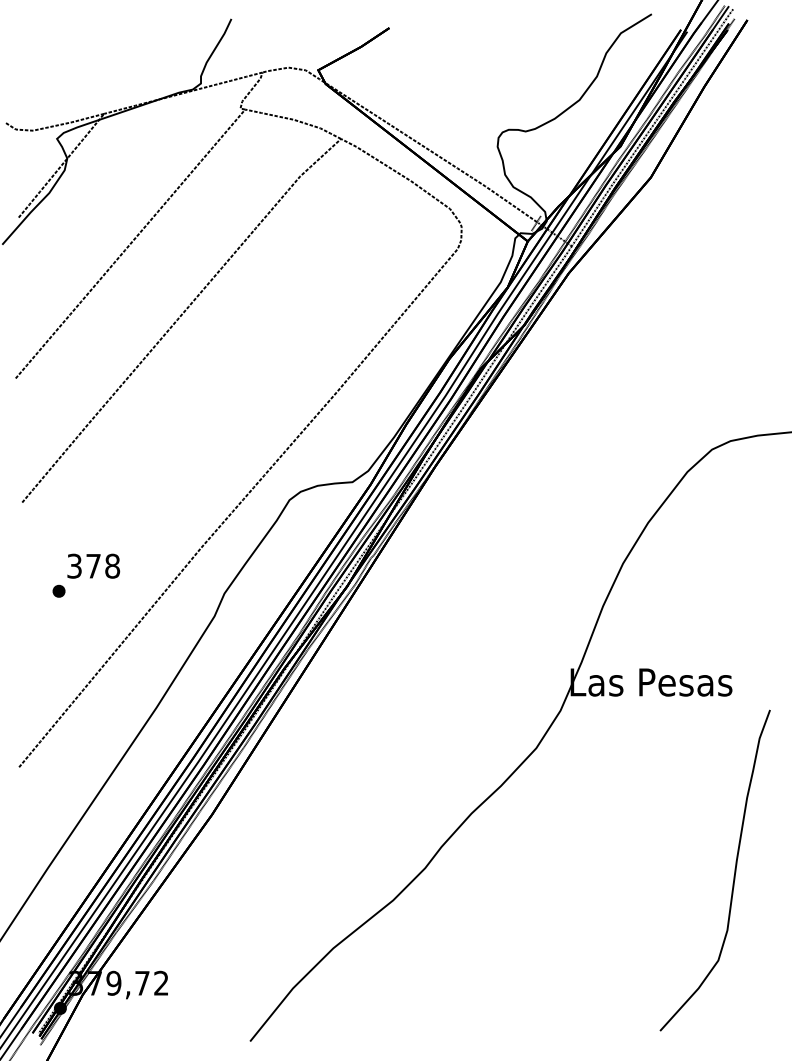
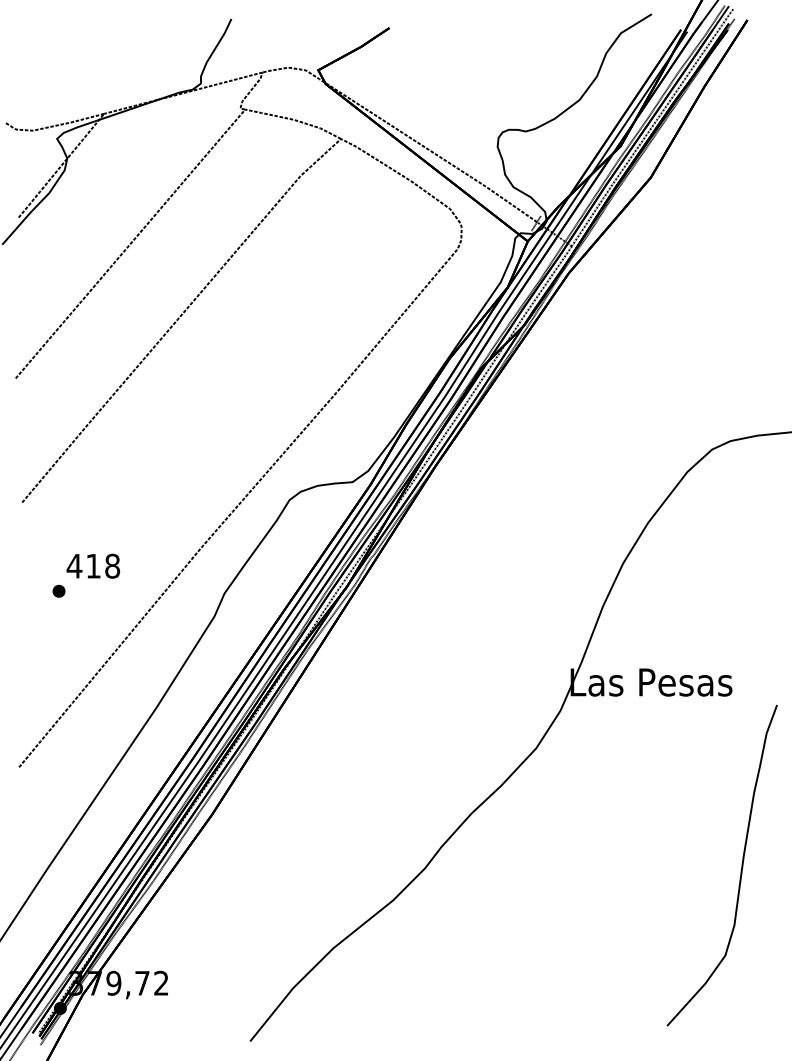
text: 378 -> 418 (83, 565)
curve position: (733, 875) -> (740, 870) (740, 870)
